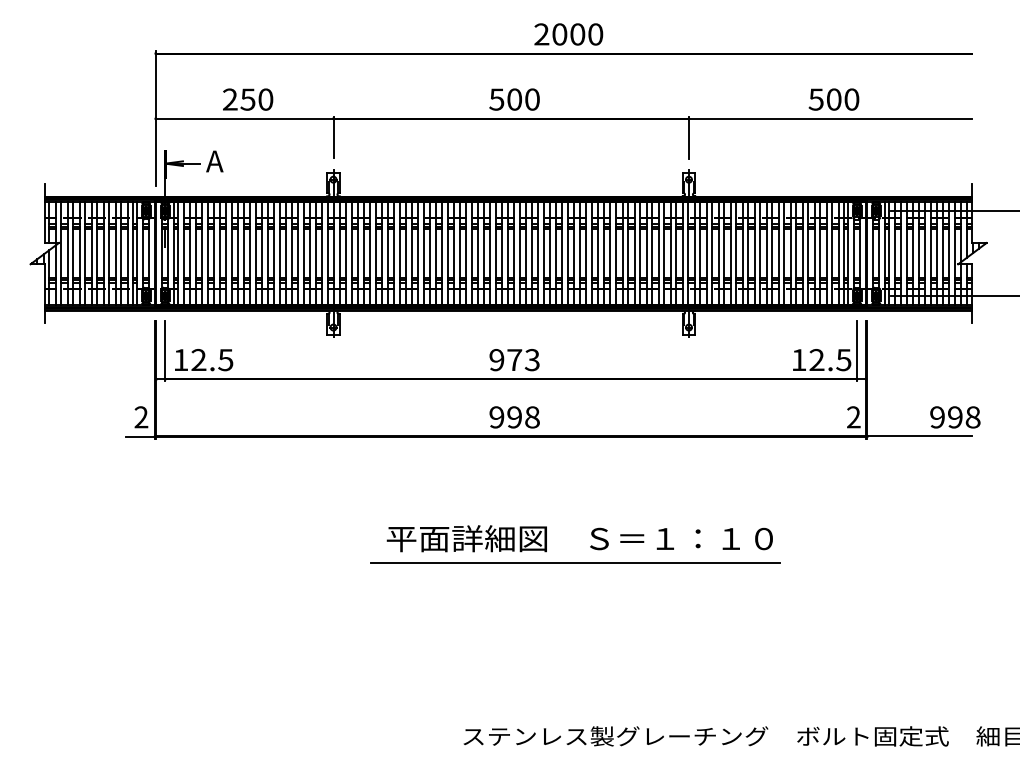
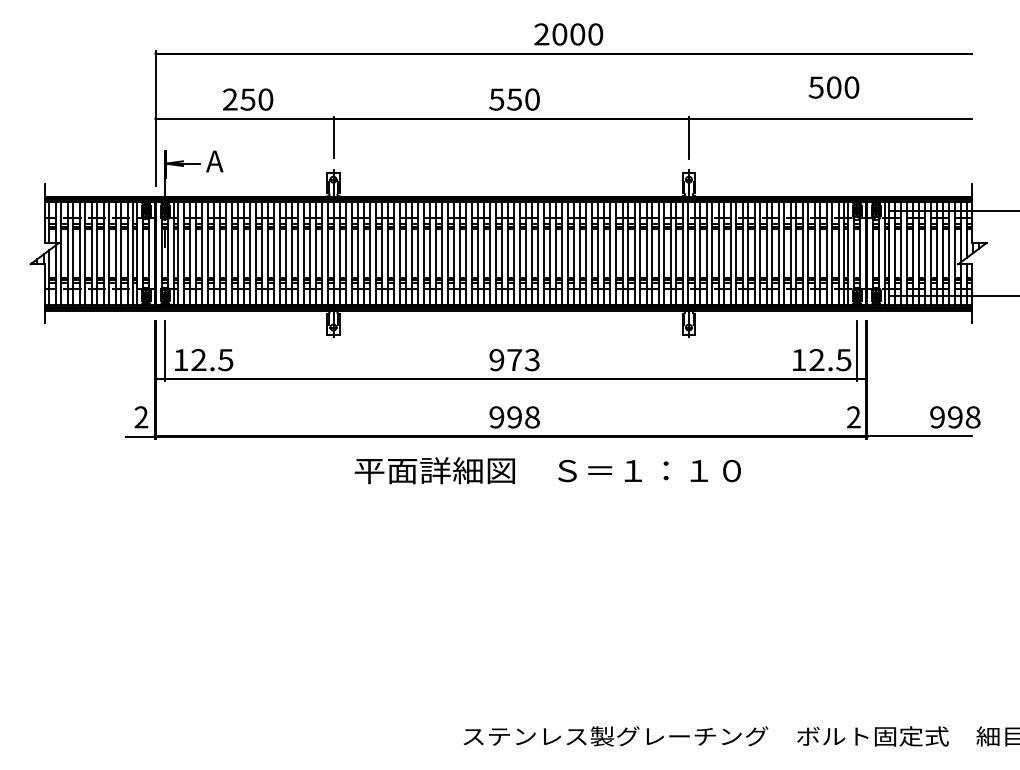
text: 500 -> 550 (514, 99)
text position: (833, 99) -> (833, 87) (833, 87)
text position: (579, 538) -> (547, 470) (547, 470)
line: present -> none (574, 562)
